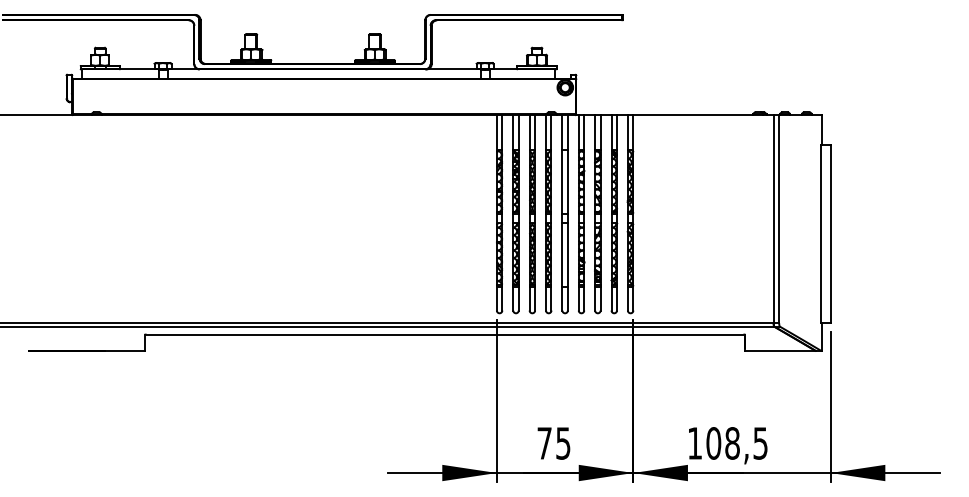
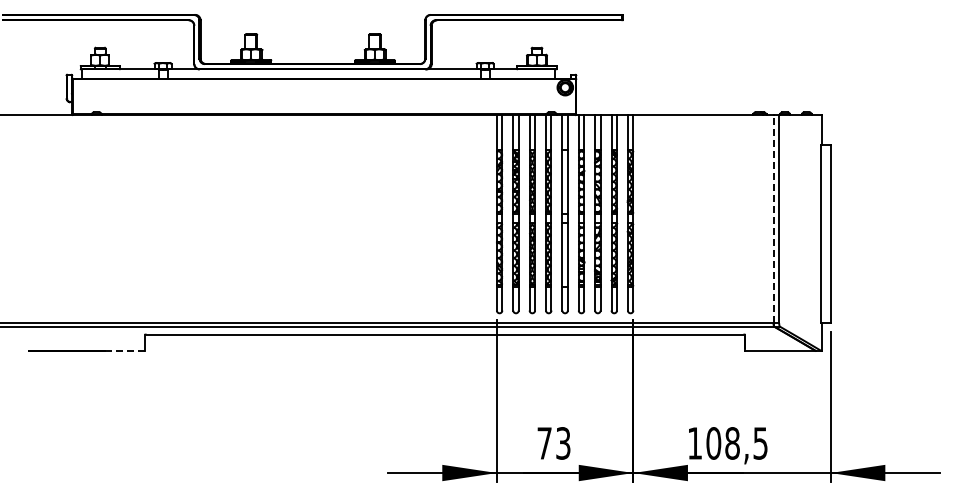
line: solid -> dashed (773, 218)
line: solid -> dashed (124, 351)
text: 75 -> 73 (563, 443)
